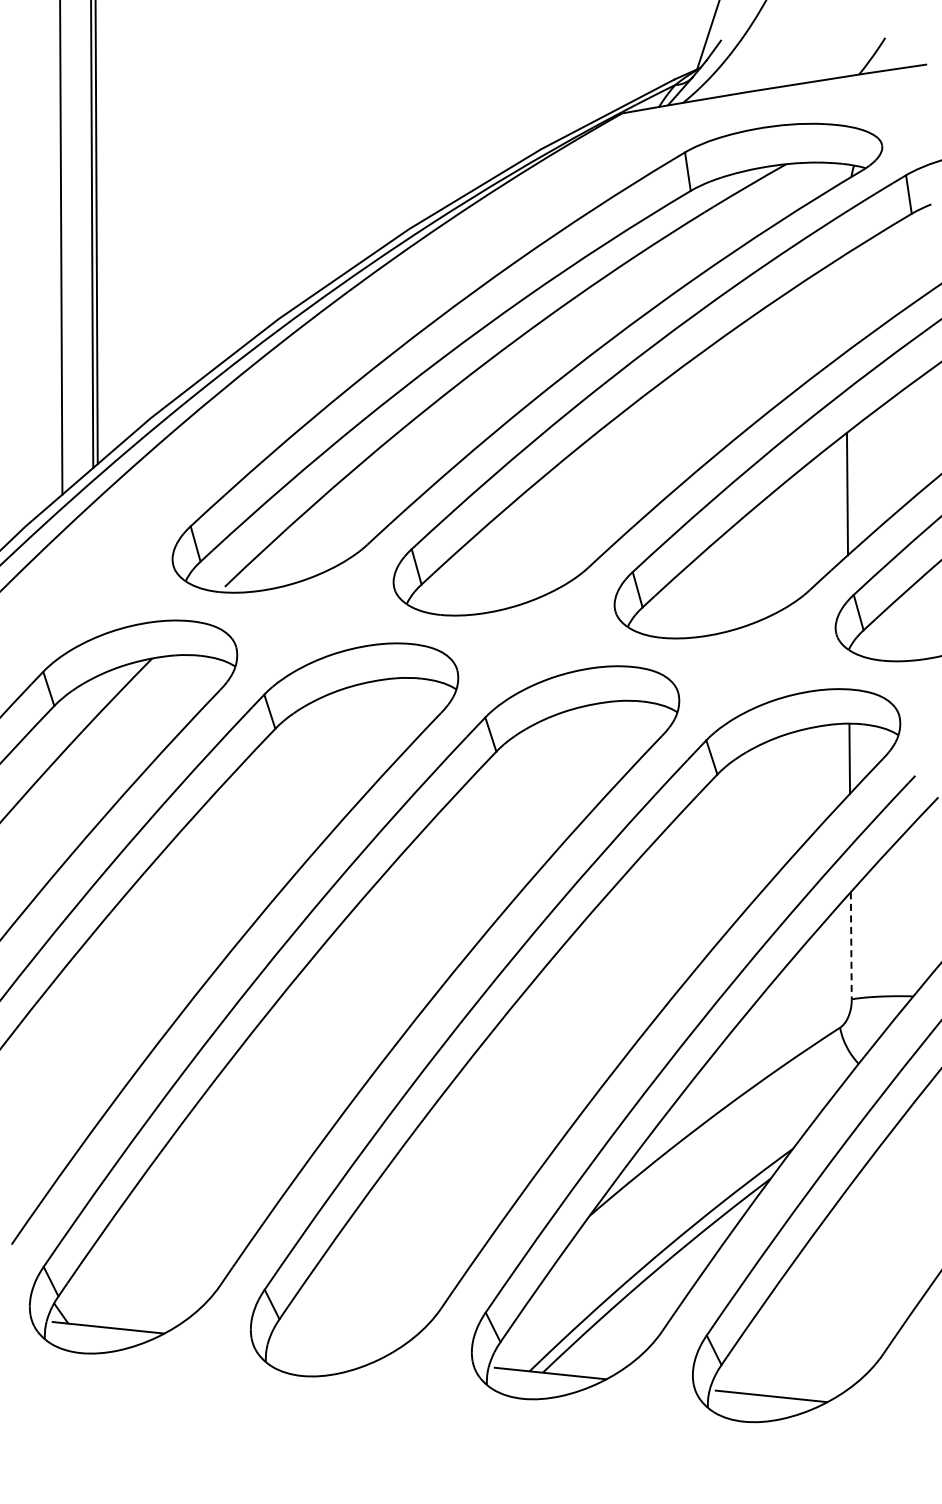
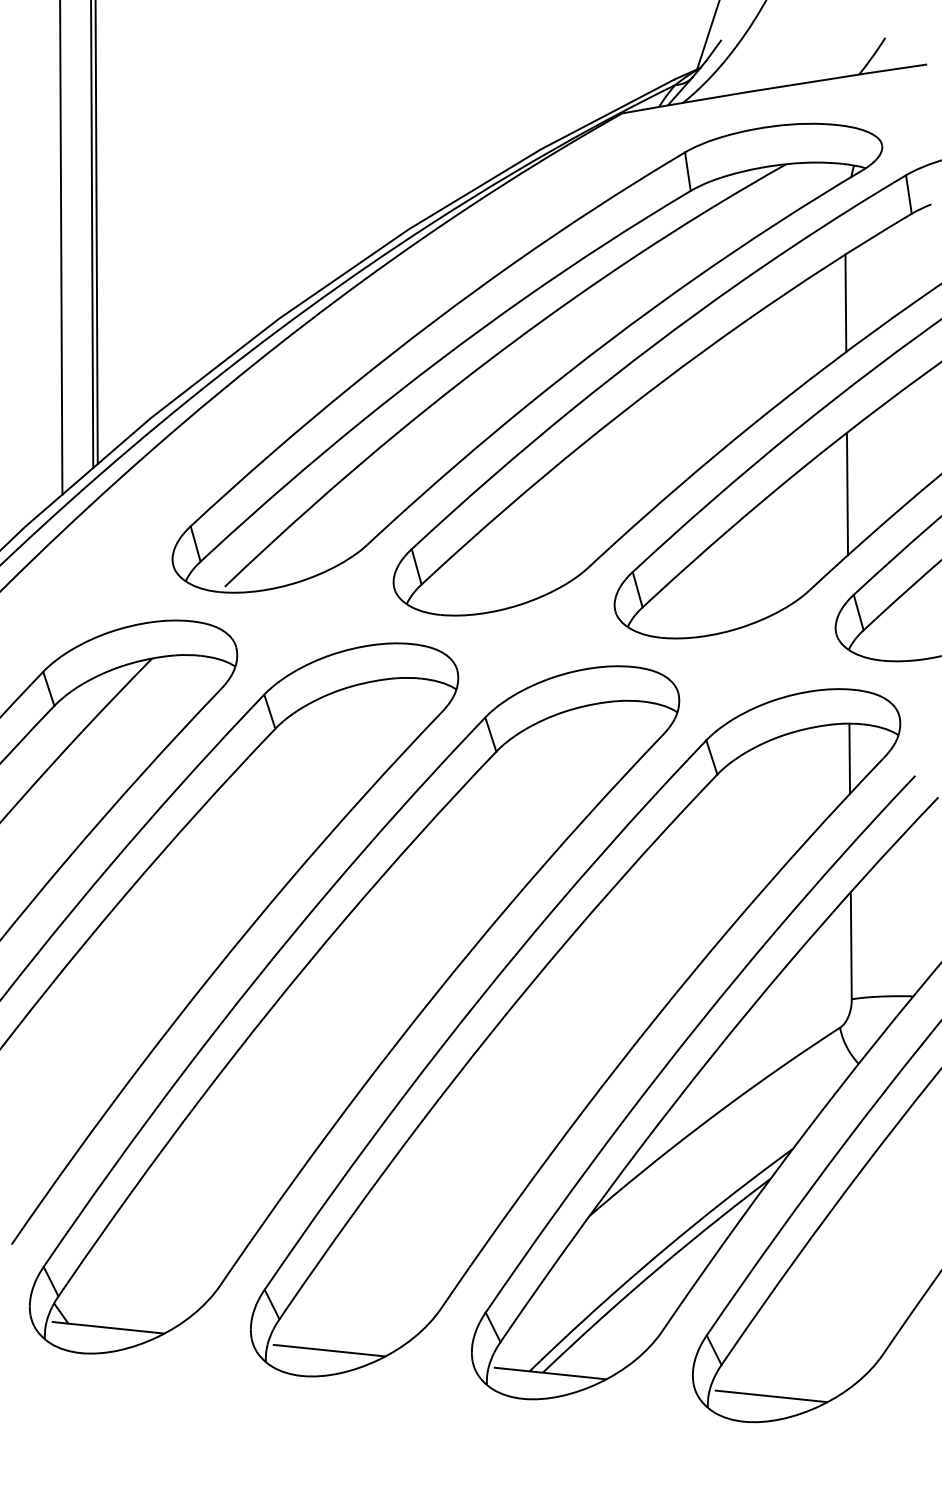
line: none -> present (845, 303)
line: dashed -> solid (851, 945)
line: none -> present (329, 1350)
